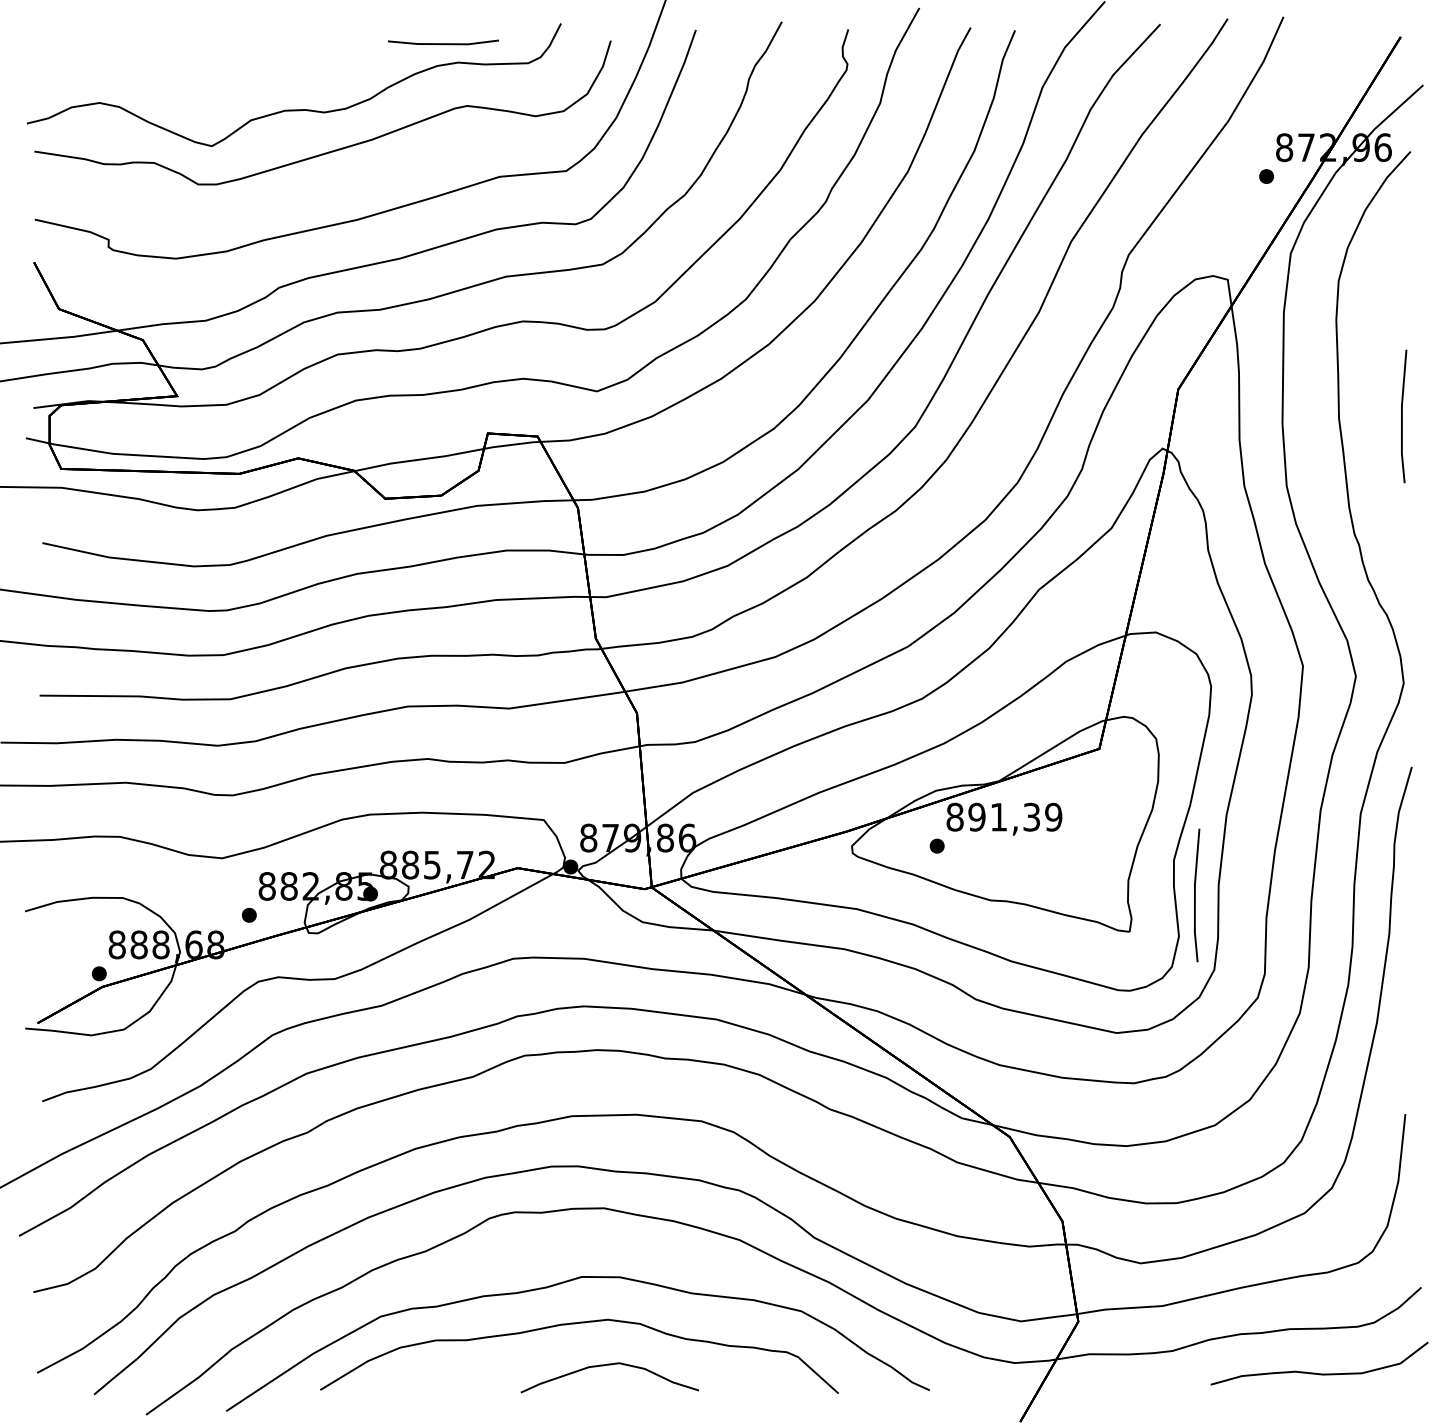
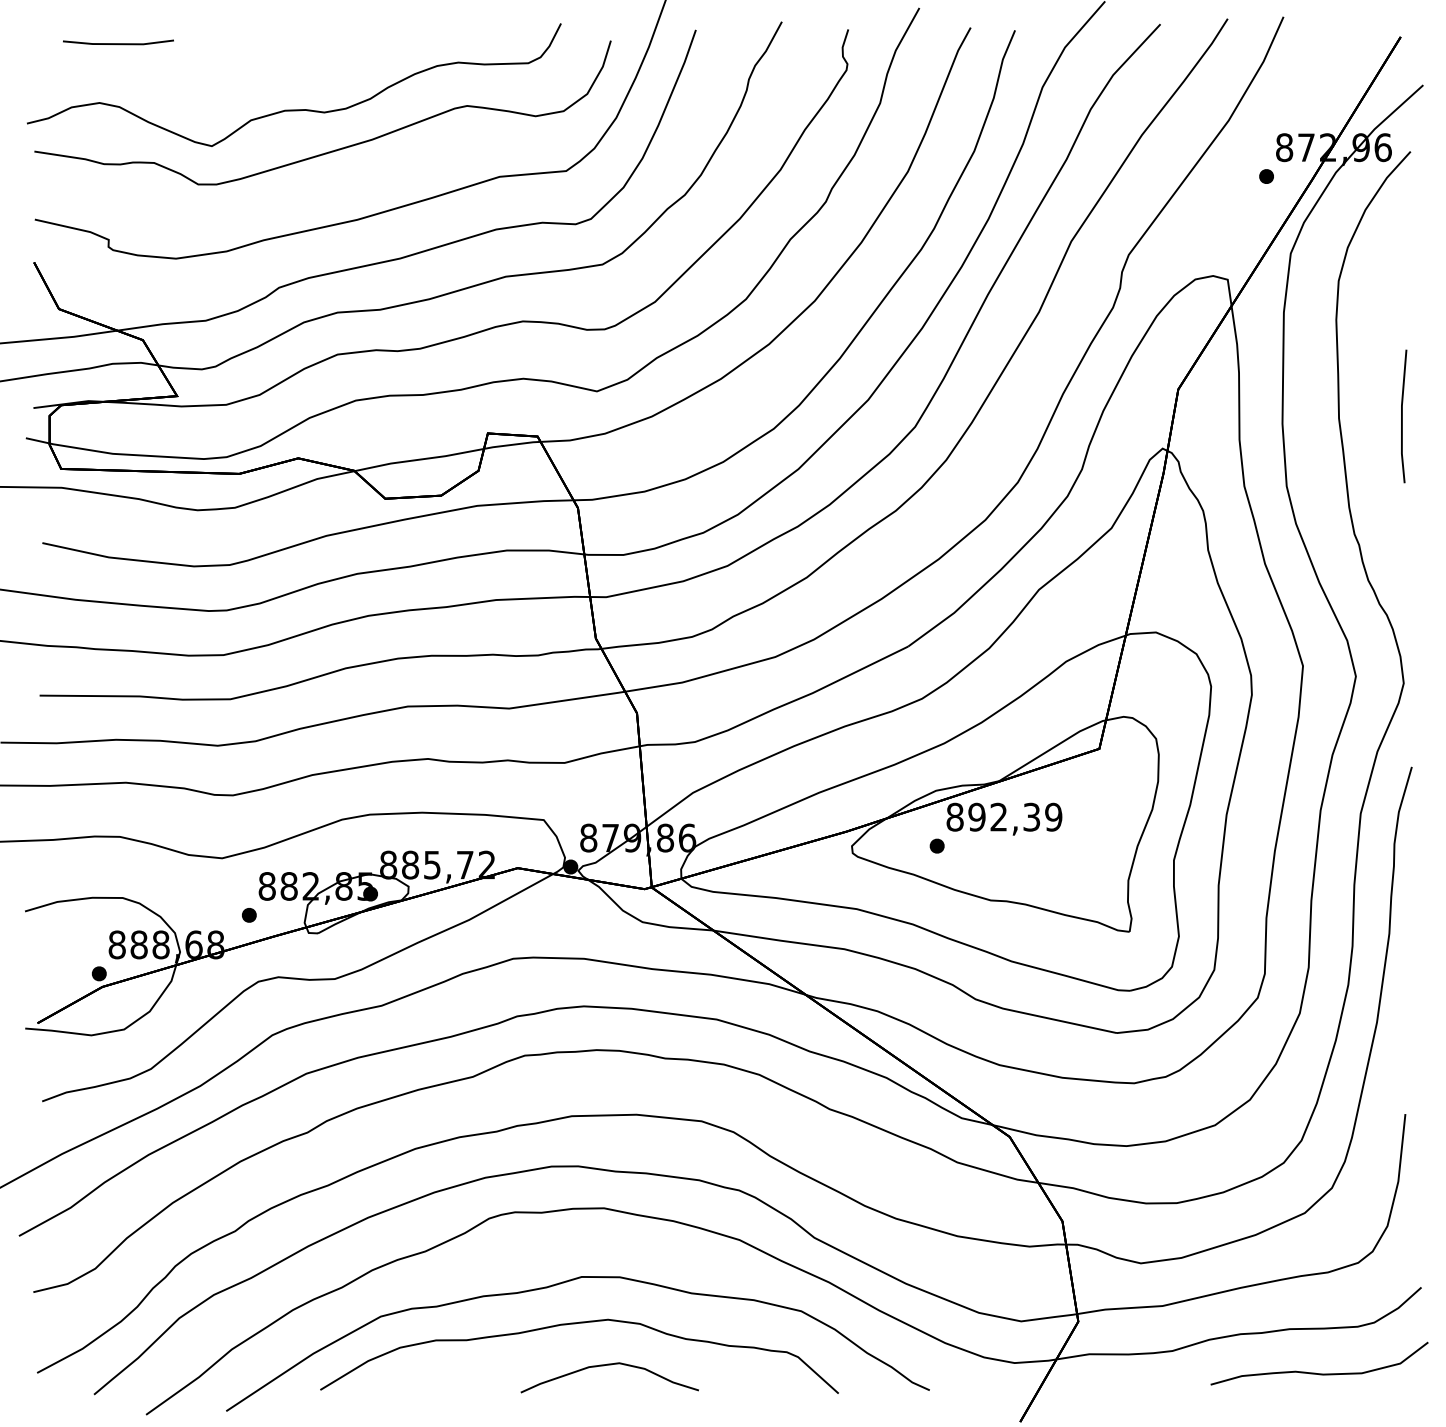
part position: (443, 42) -> (118, 42) (118, 42)
text: 891,39 -> 892,39 (998, 816)
line: present -> none (1195, 895)
